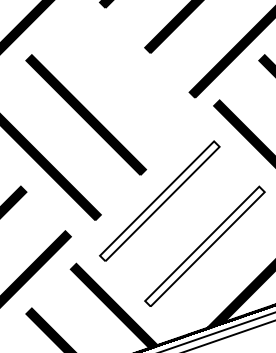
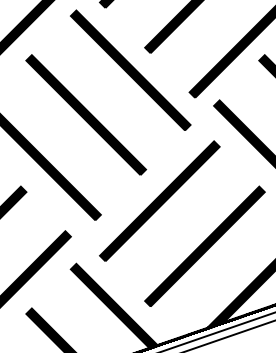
part: none -> present (130, 69)
fill: none -> present (159, 201)
fill: none -> present (204, 246)
